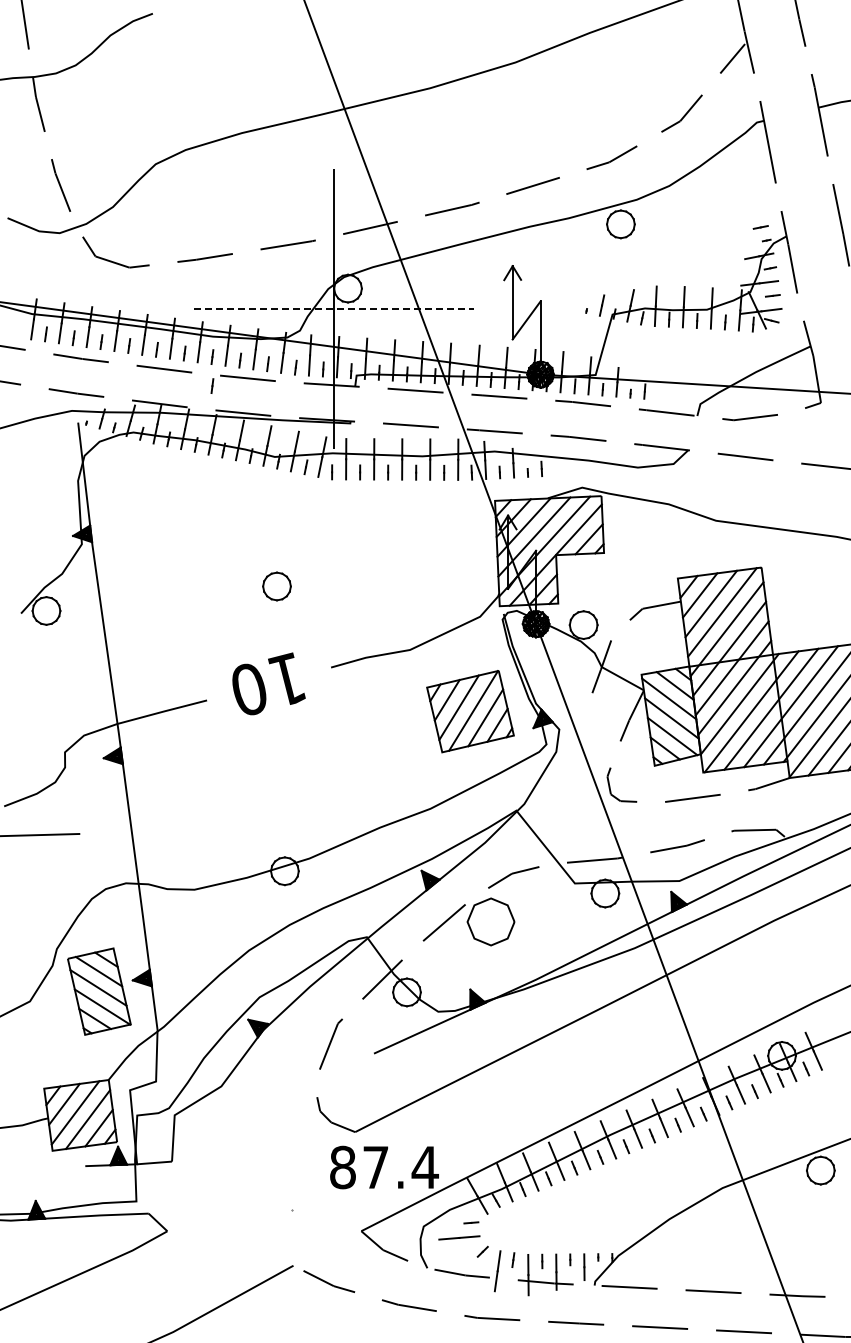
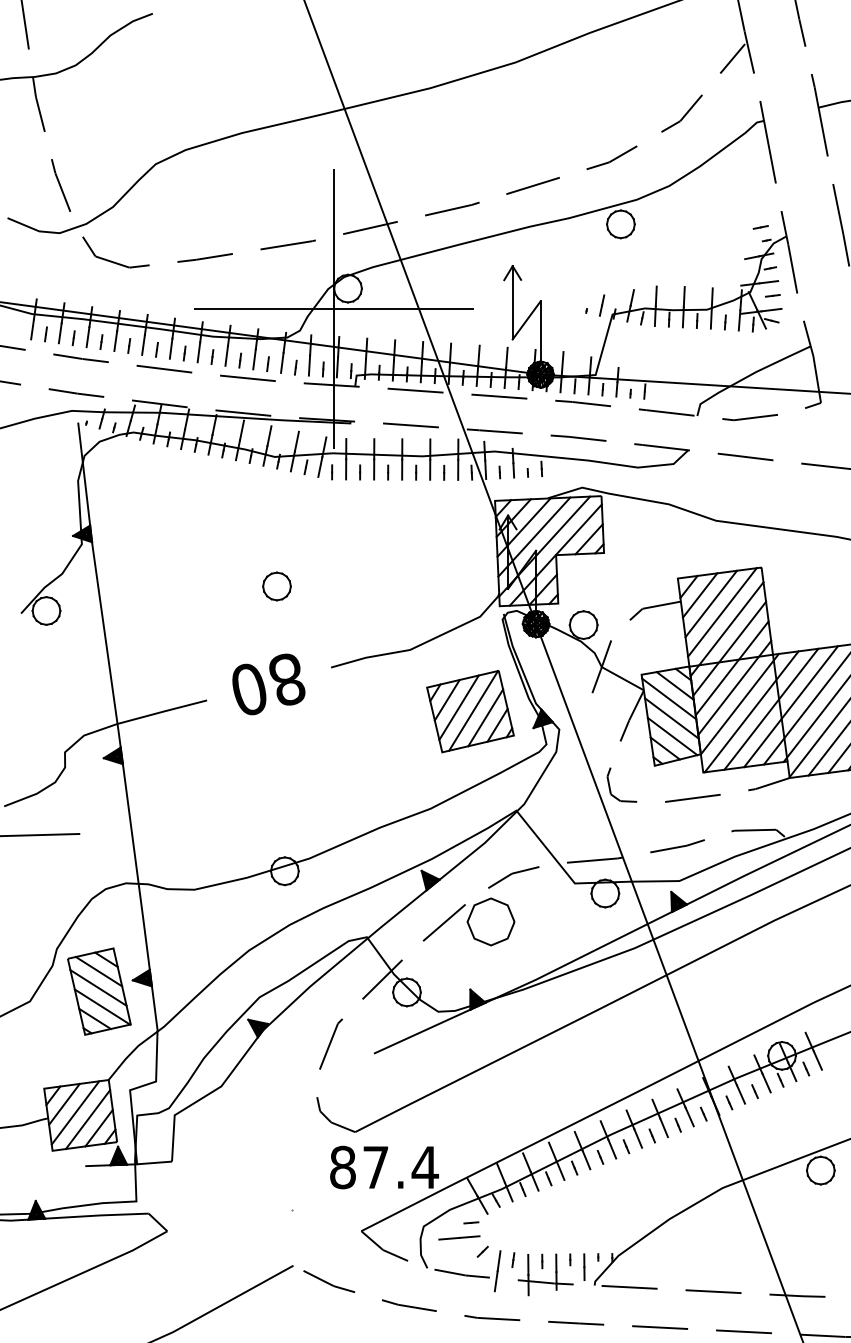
line: dashed -> solid (334, 309)
line: present -> none (212, 385)
text: 10 -> 80 (286, 678)
